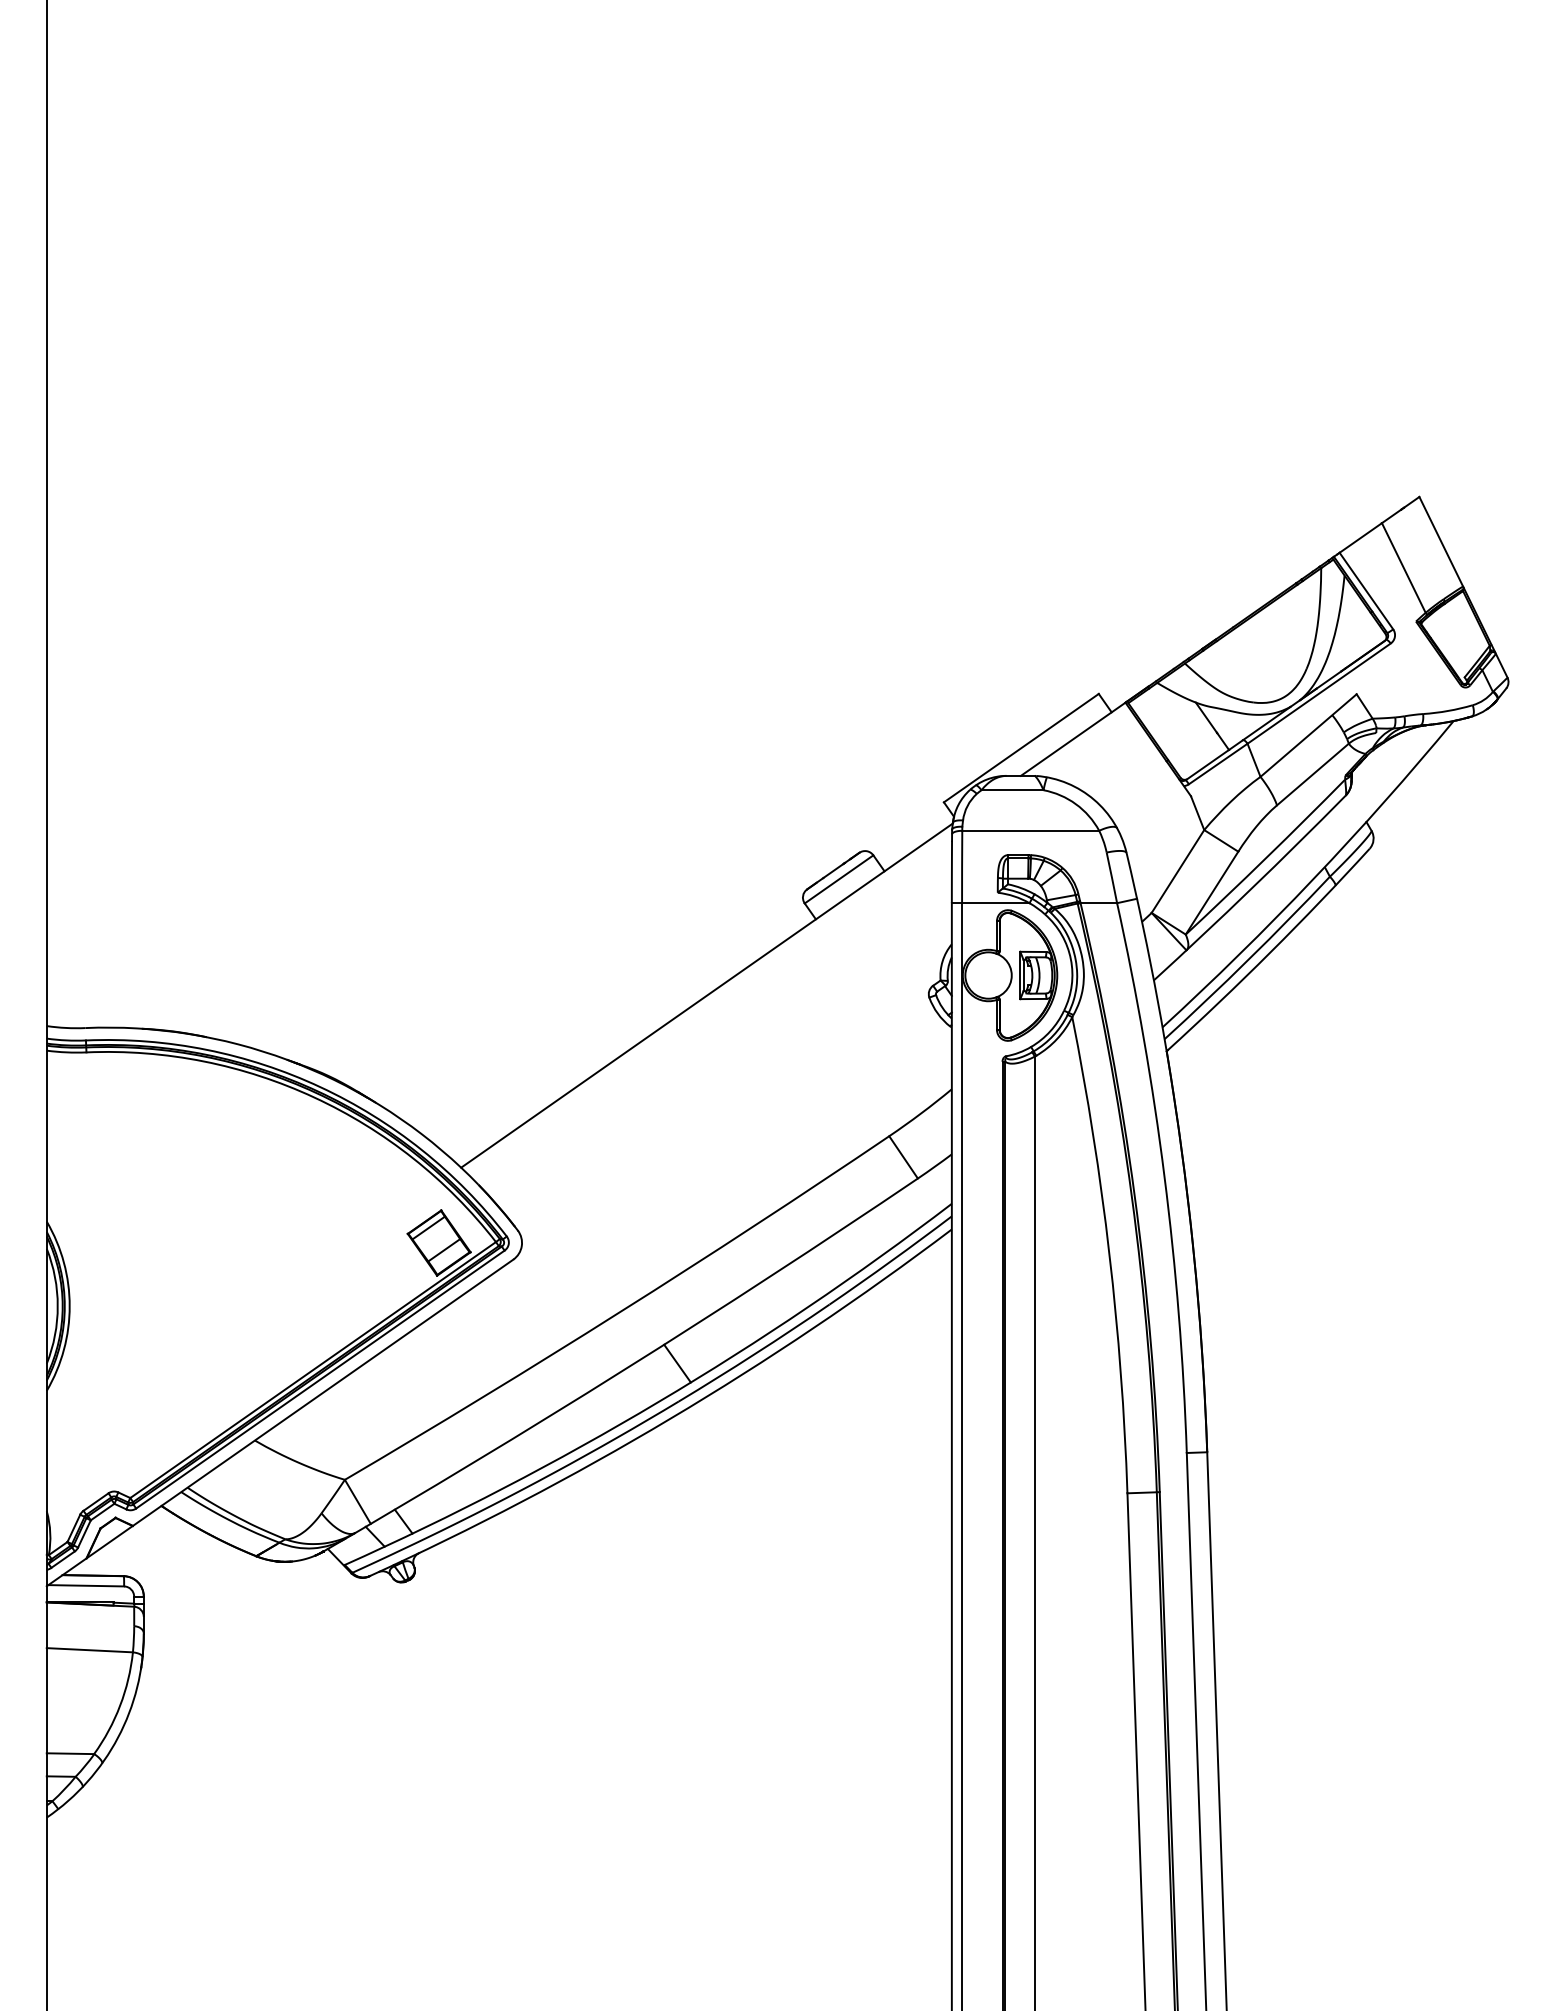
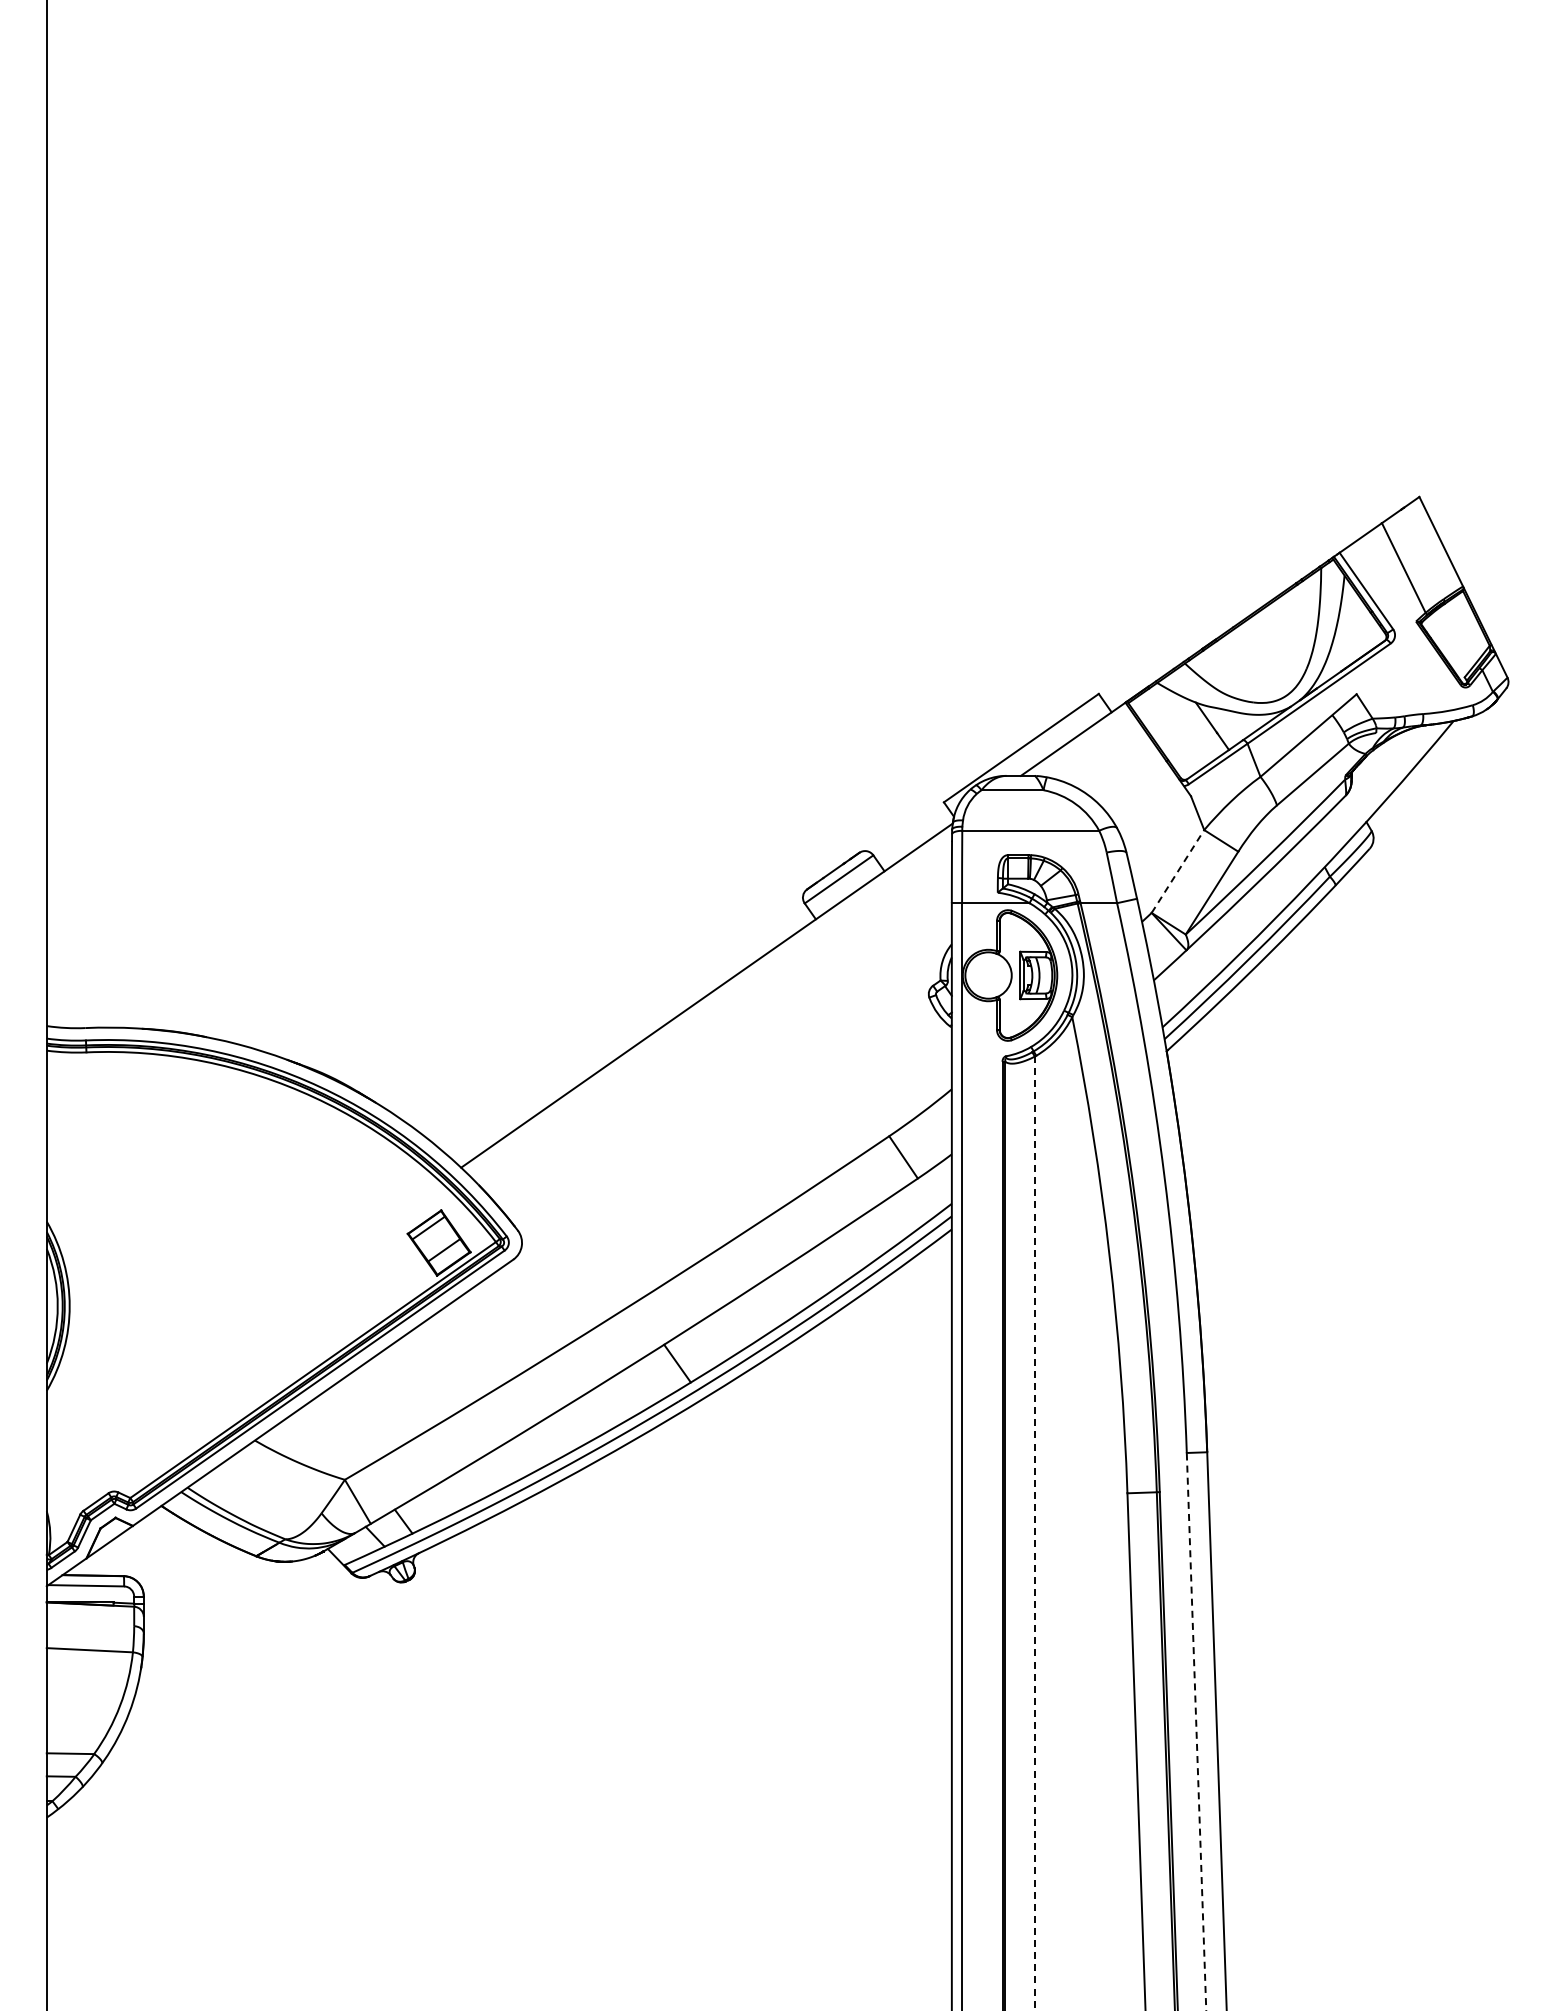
line: solid -> dashed (1178, 871)
line: solid -> dashed (1034, 1533)
line: solid -> dashed (1196, 1731)
